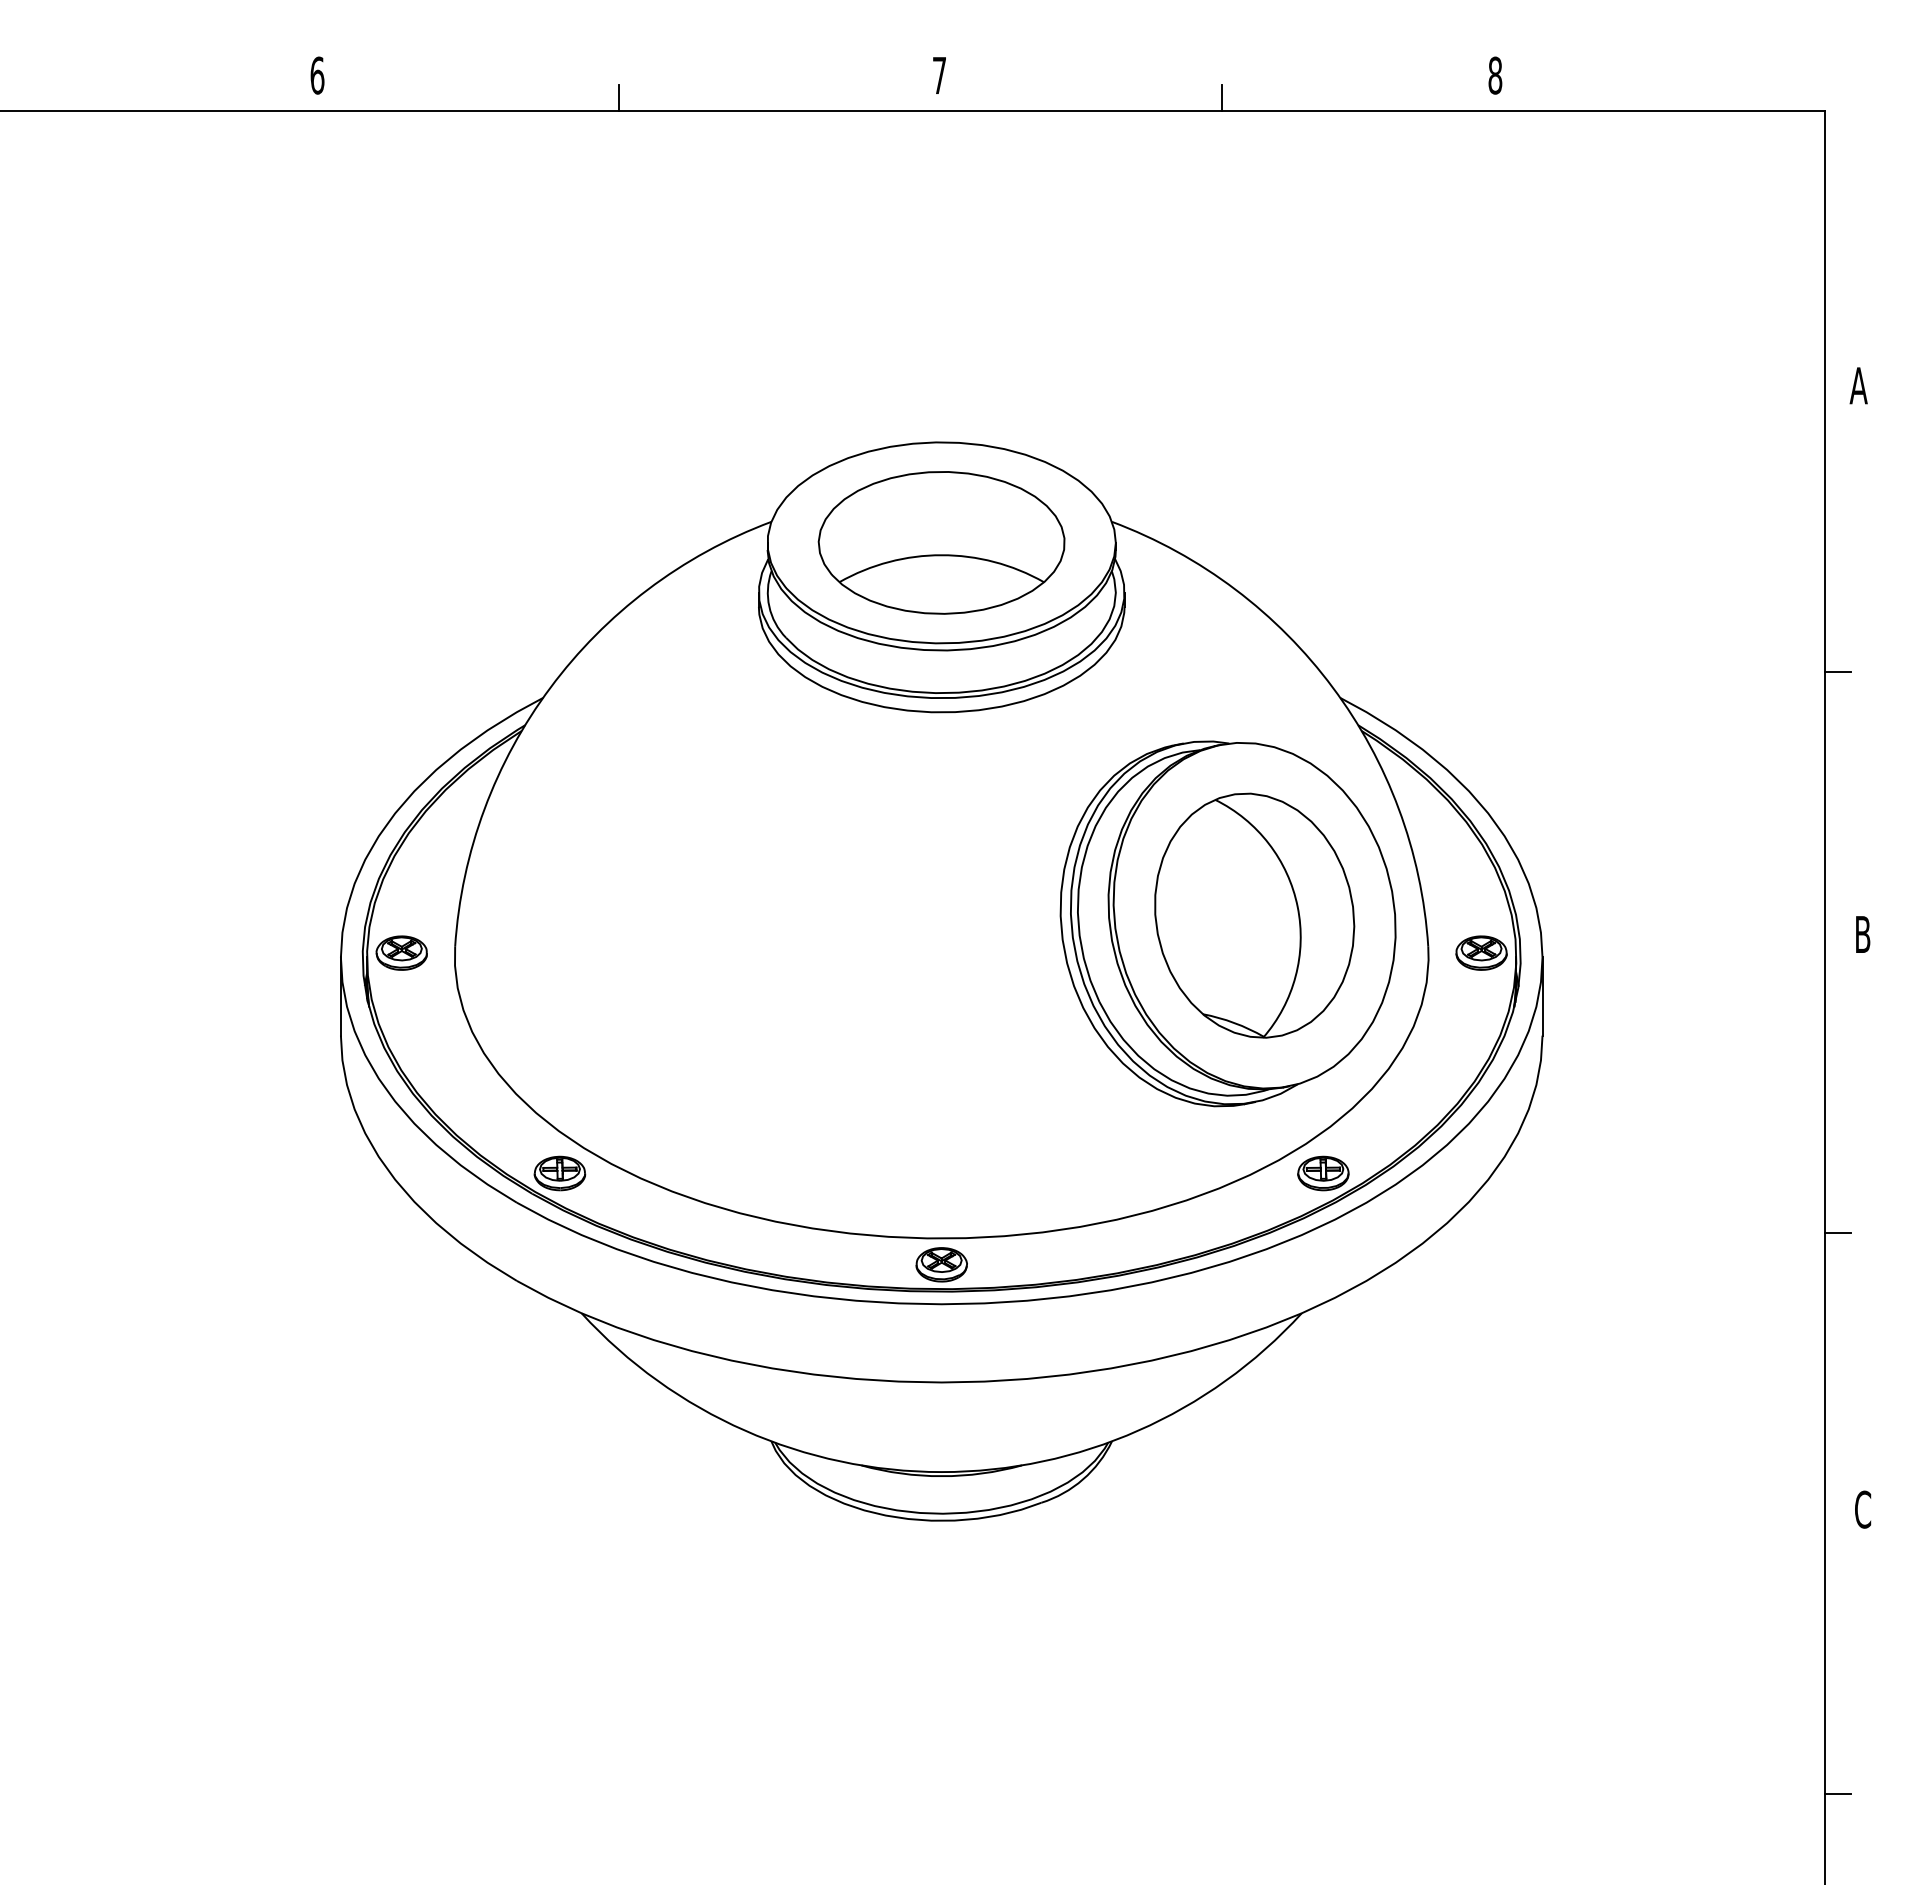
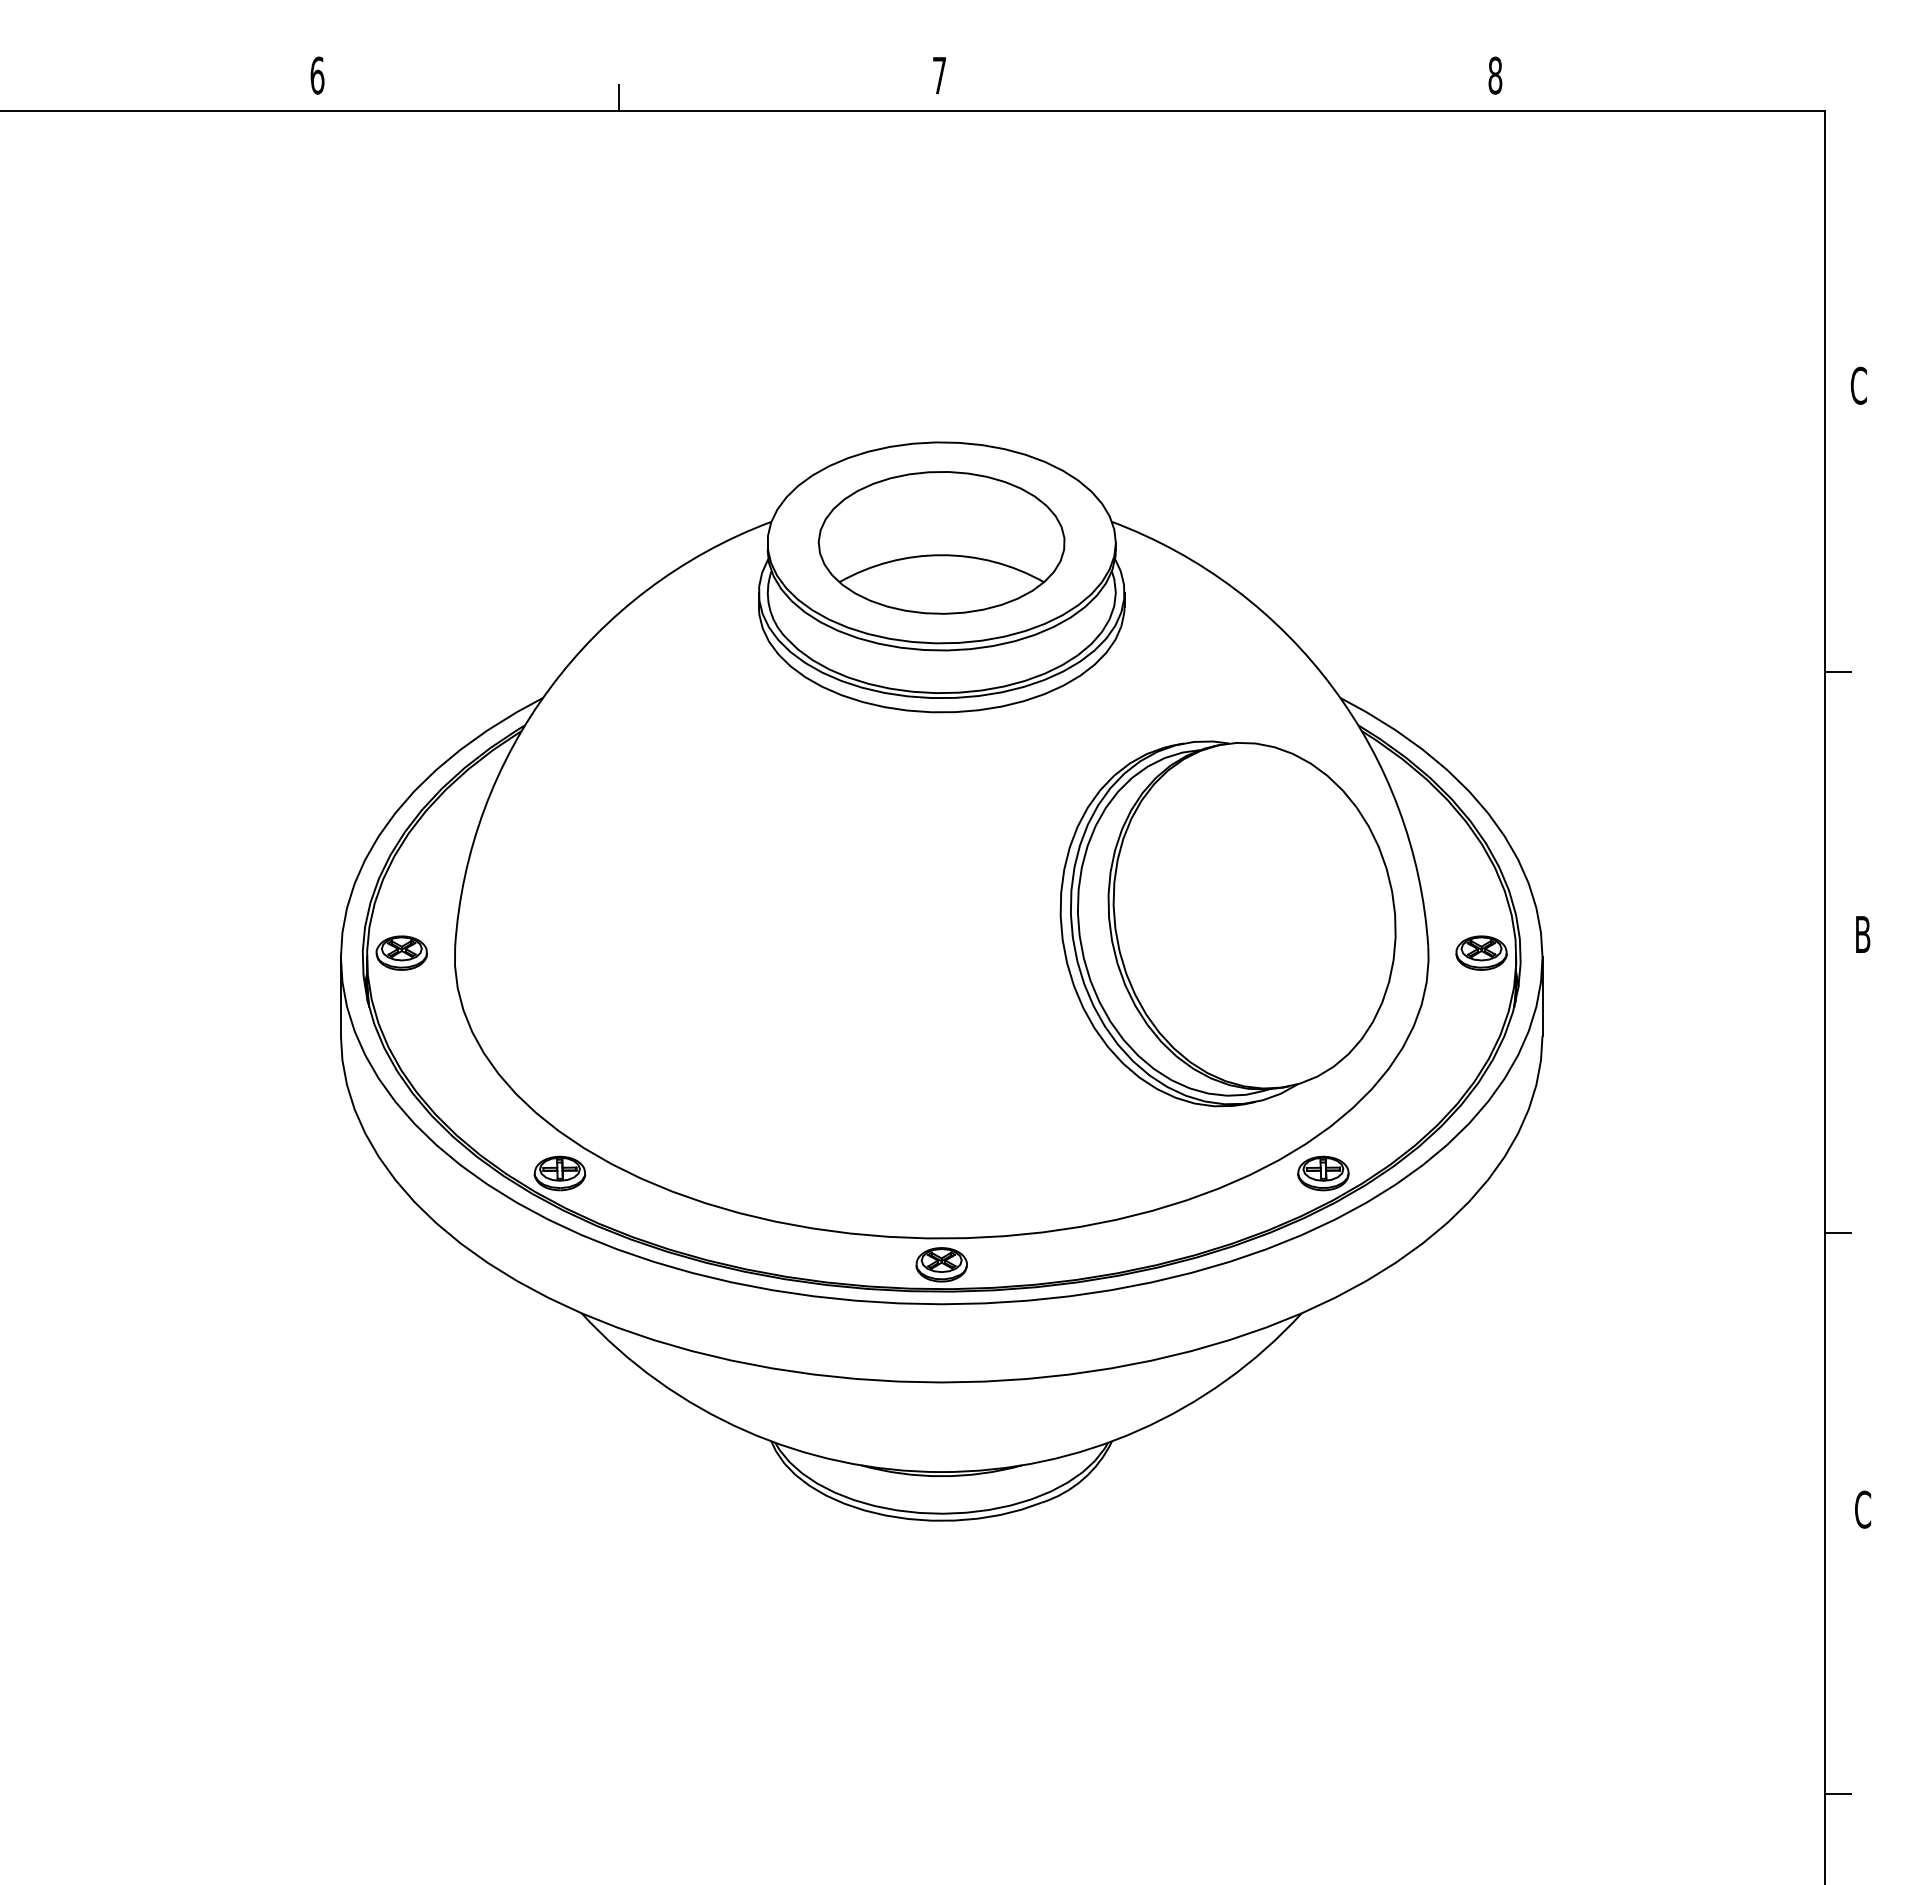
line: present -> none (1222, 97)
text: A -> C (1858, 385)
part: present -> none (1254, 915)
